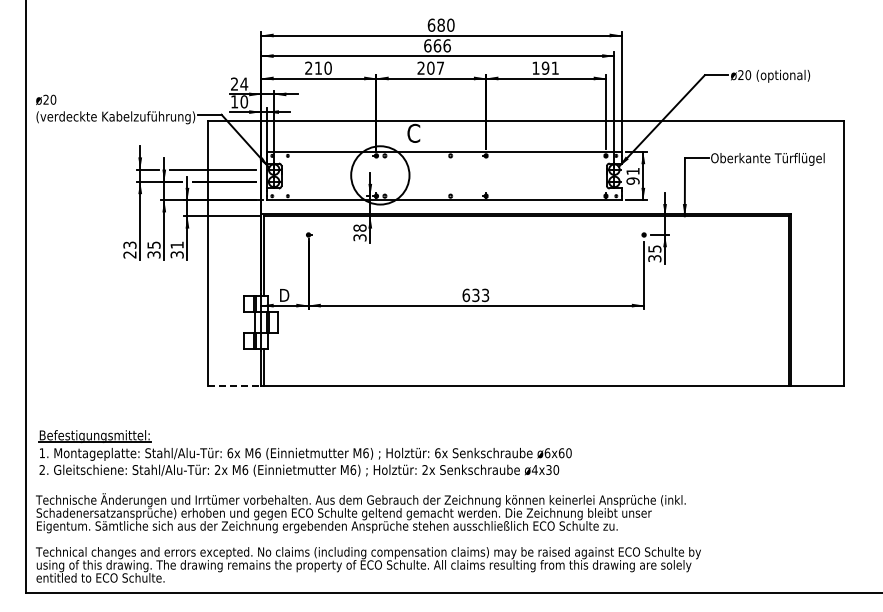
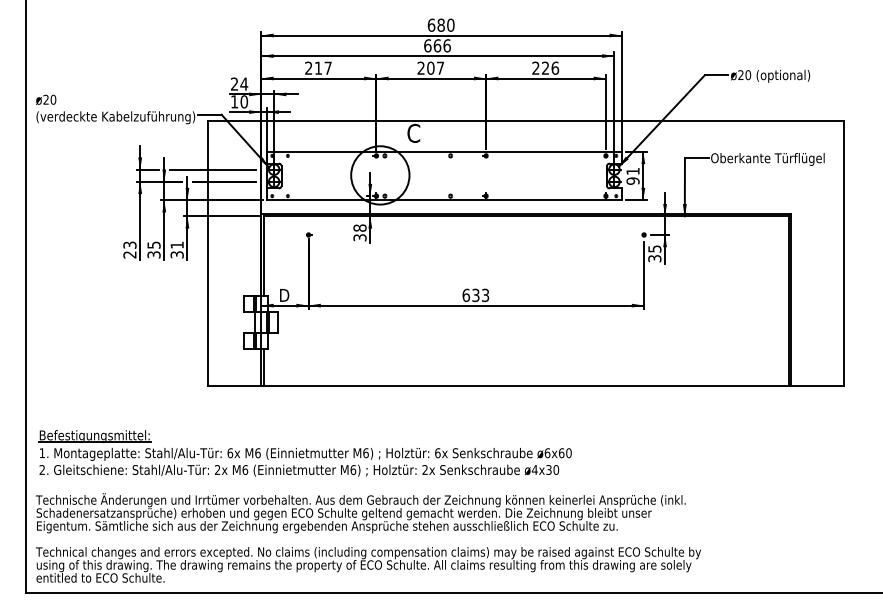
text: 210 -> 217 (327, 67)
text: 191 -> 226 (545, 67)
line: dashed -> solid (234, 385)
